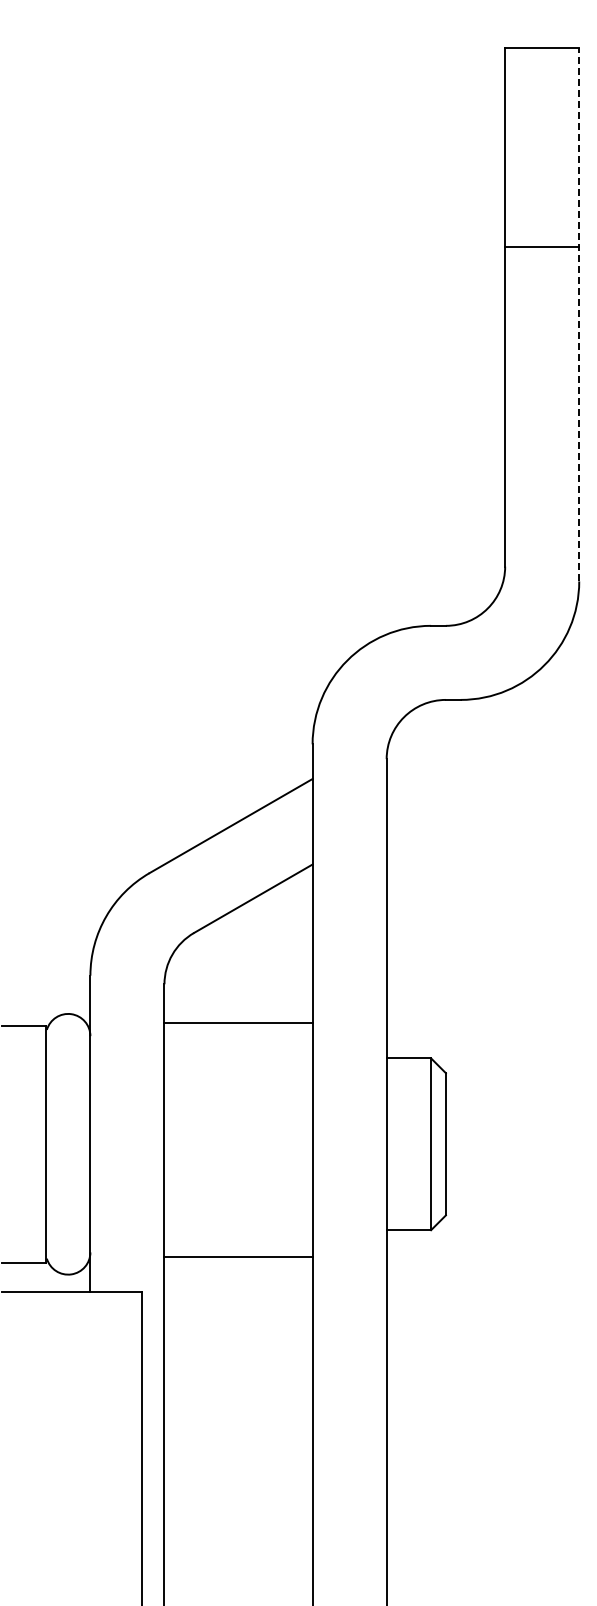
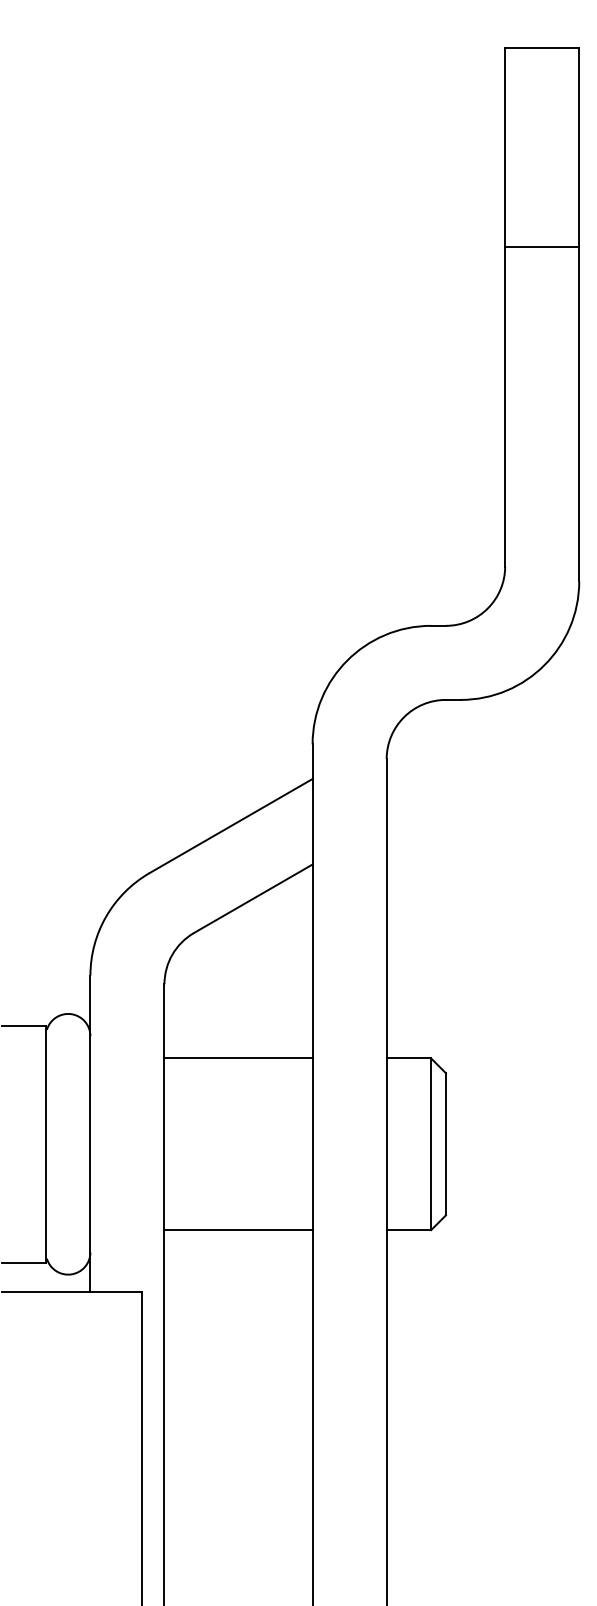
line: dashed -> solid (579, 314)
line position: (238, 1023) -> (238, 1058) (238, 1058)
line position: (238, 1257) -> (238, 1230) (238, 1230)
